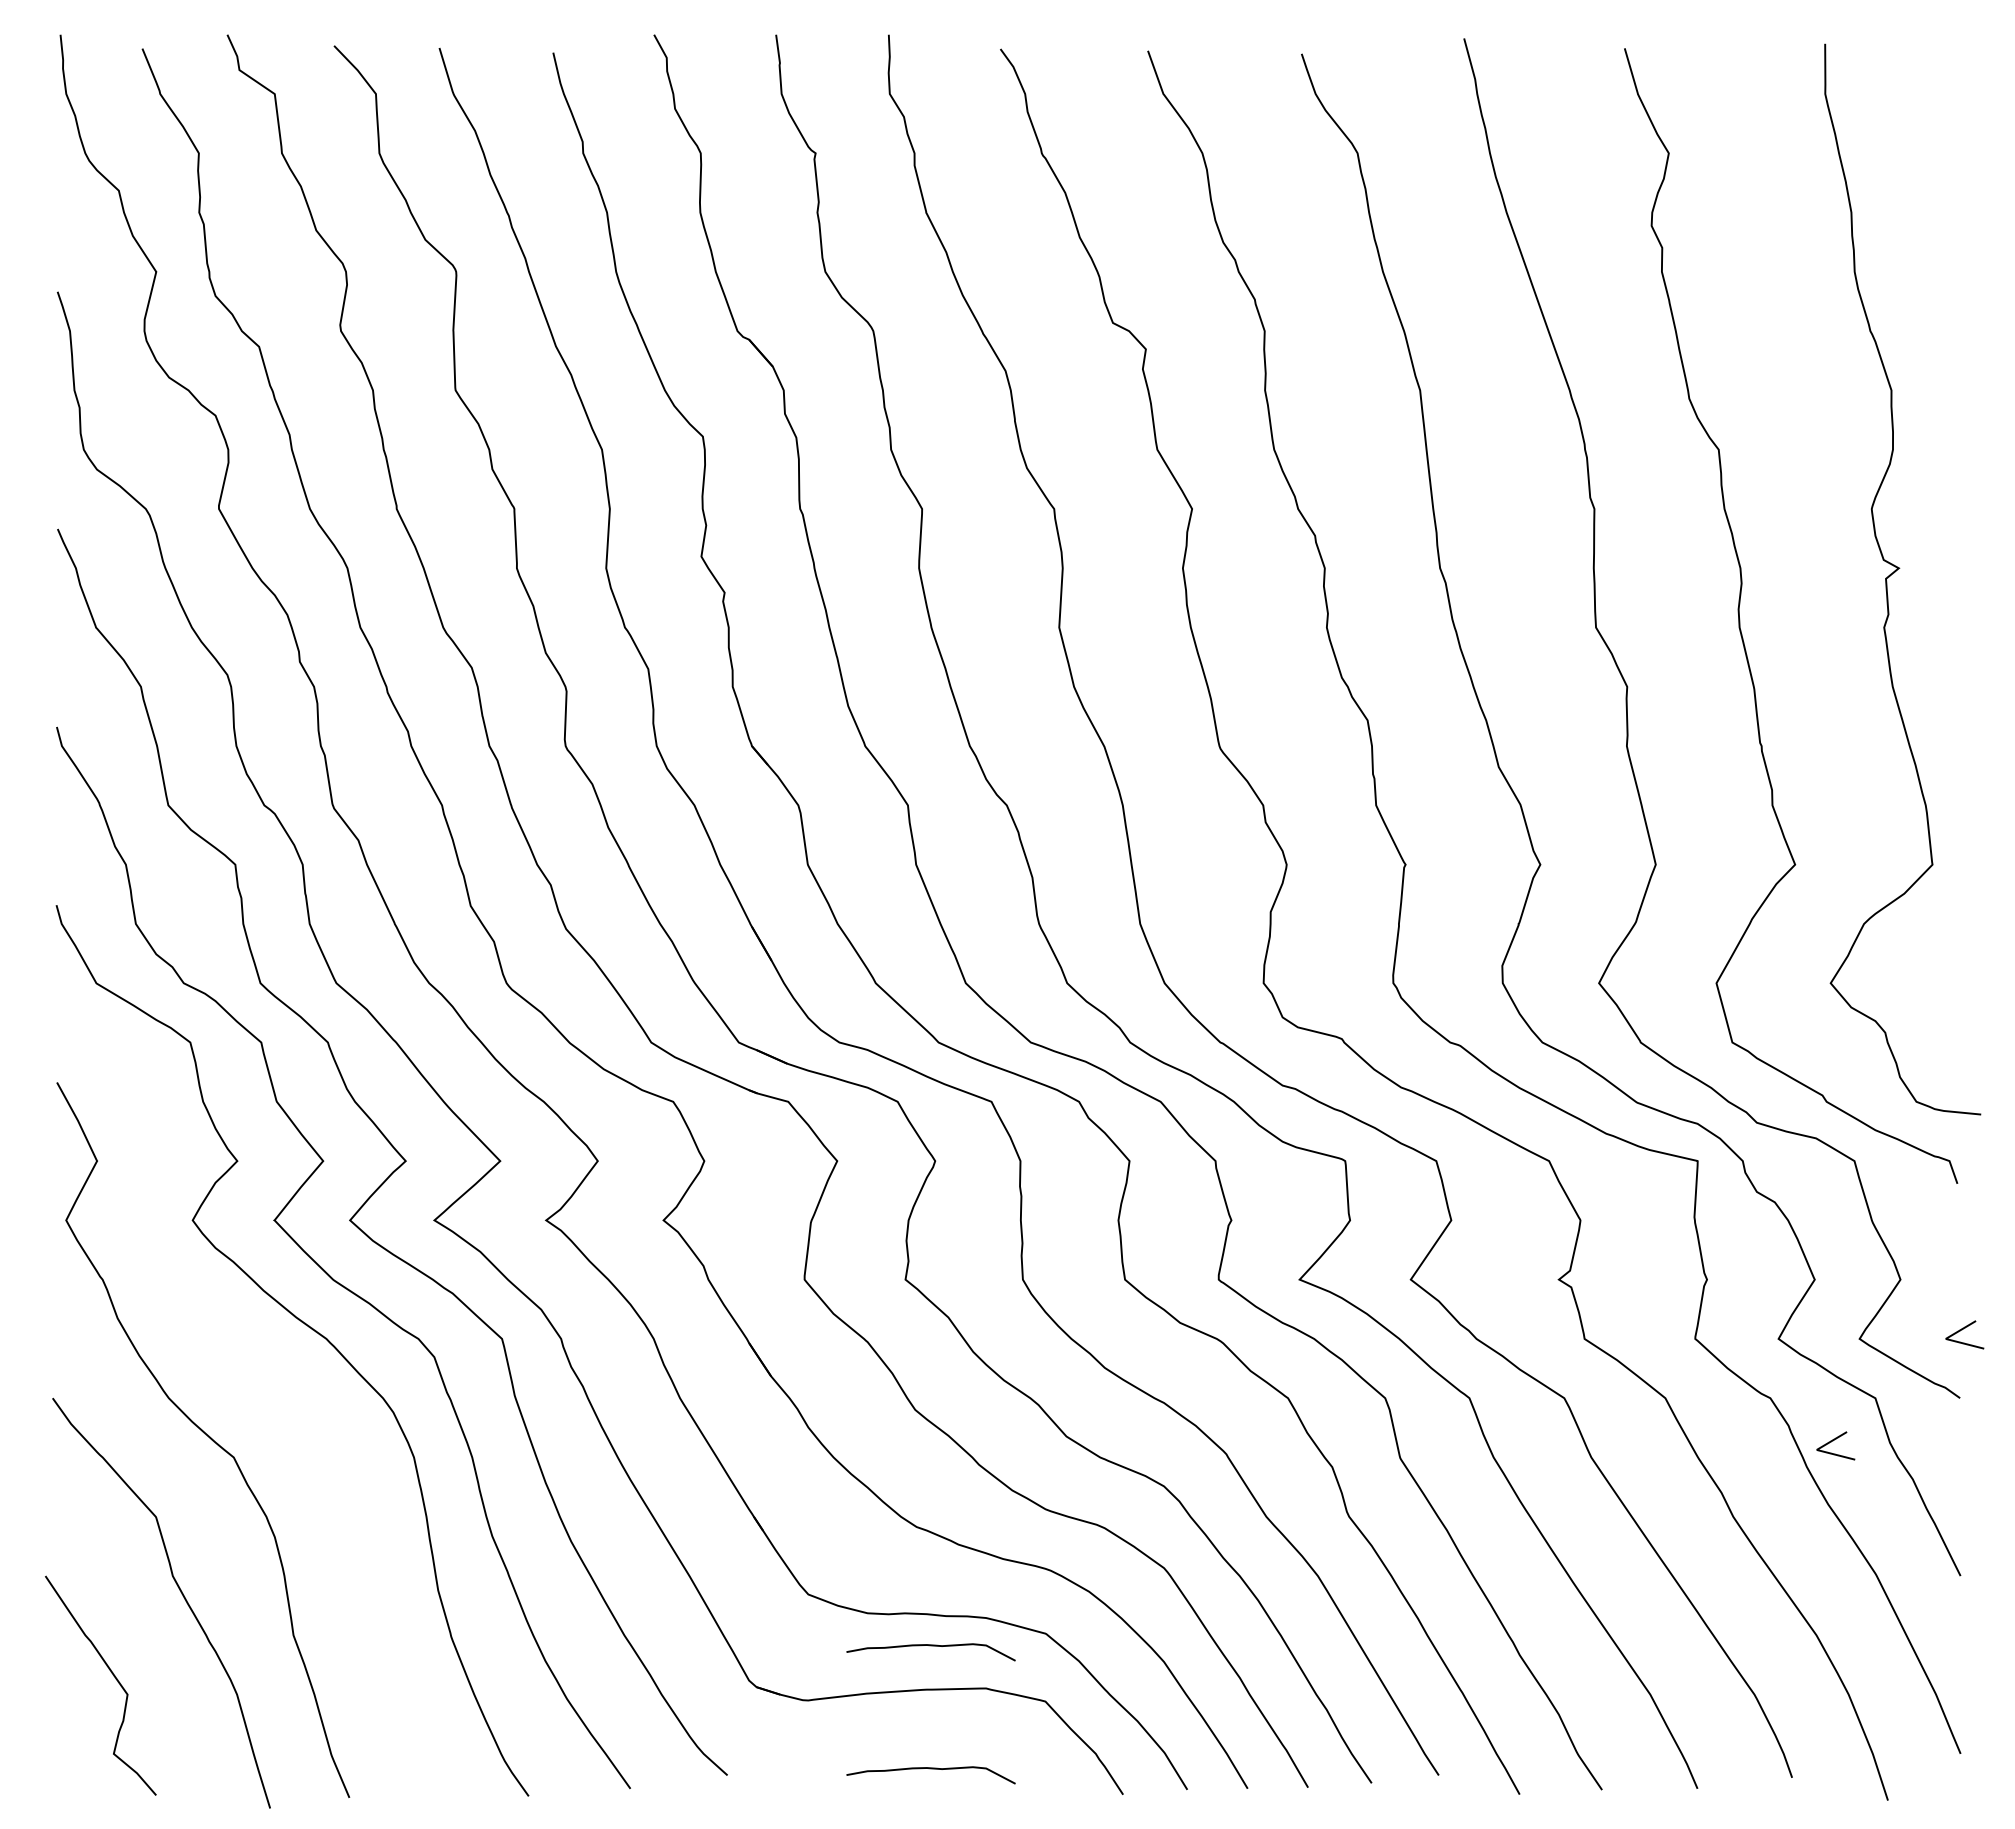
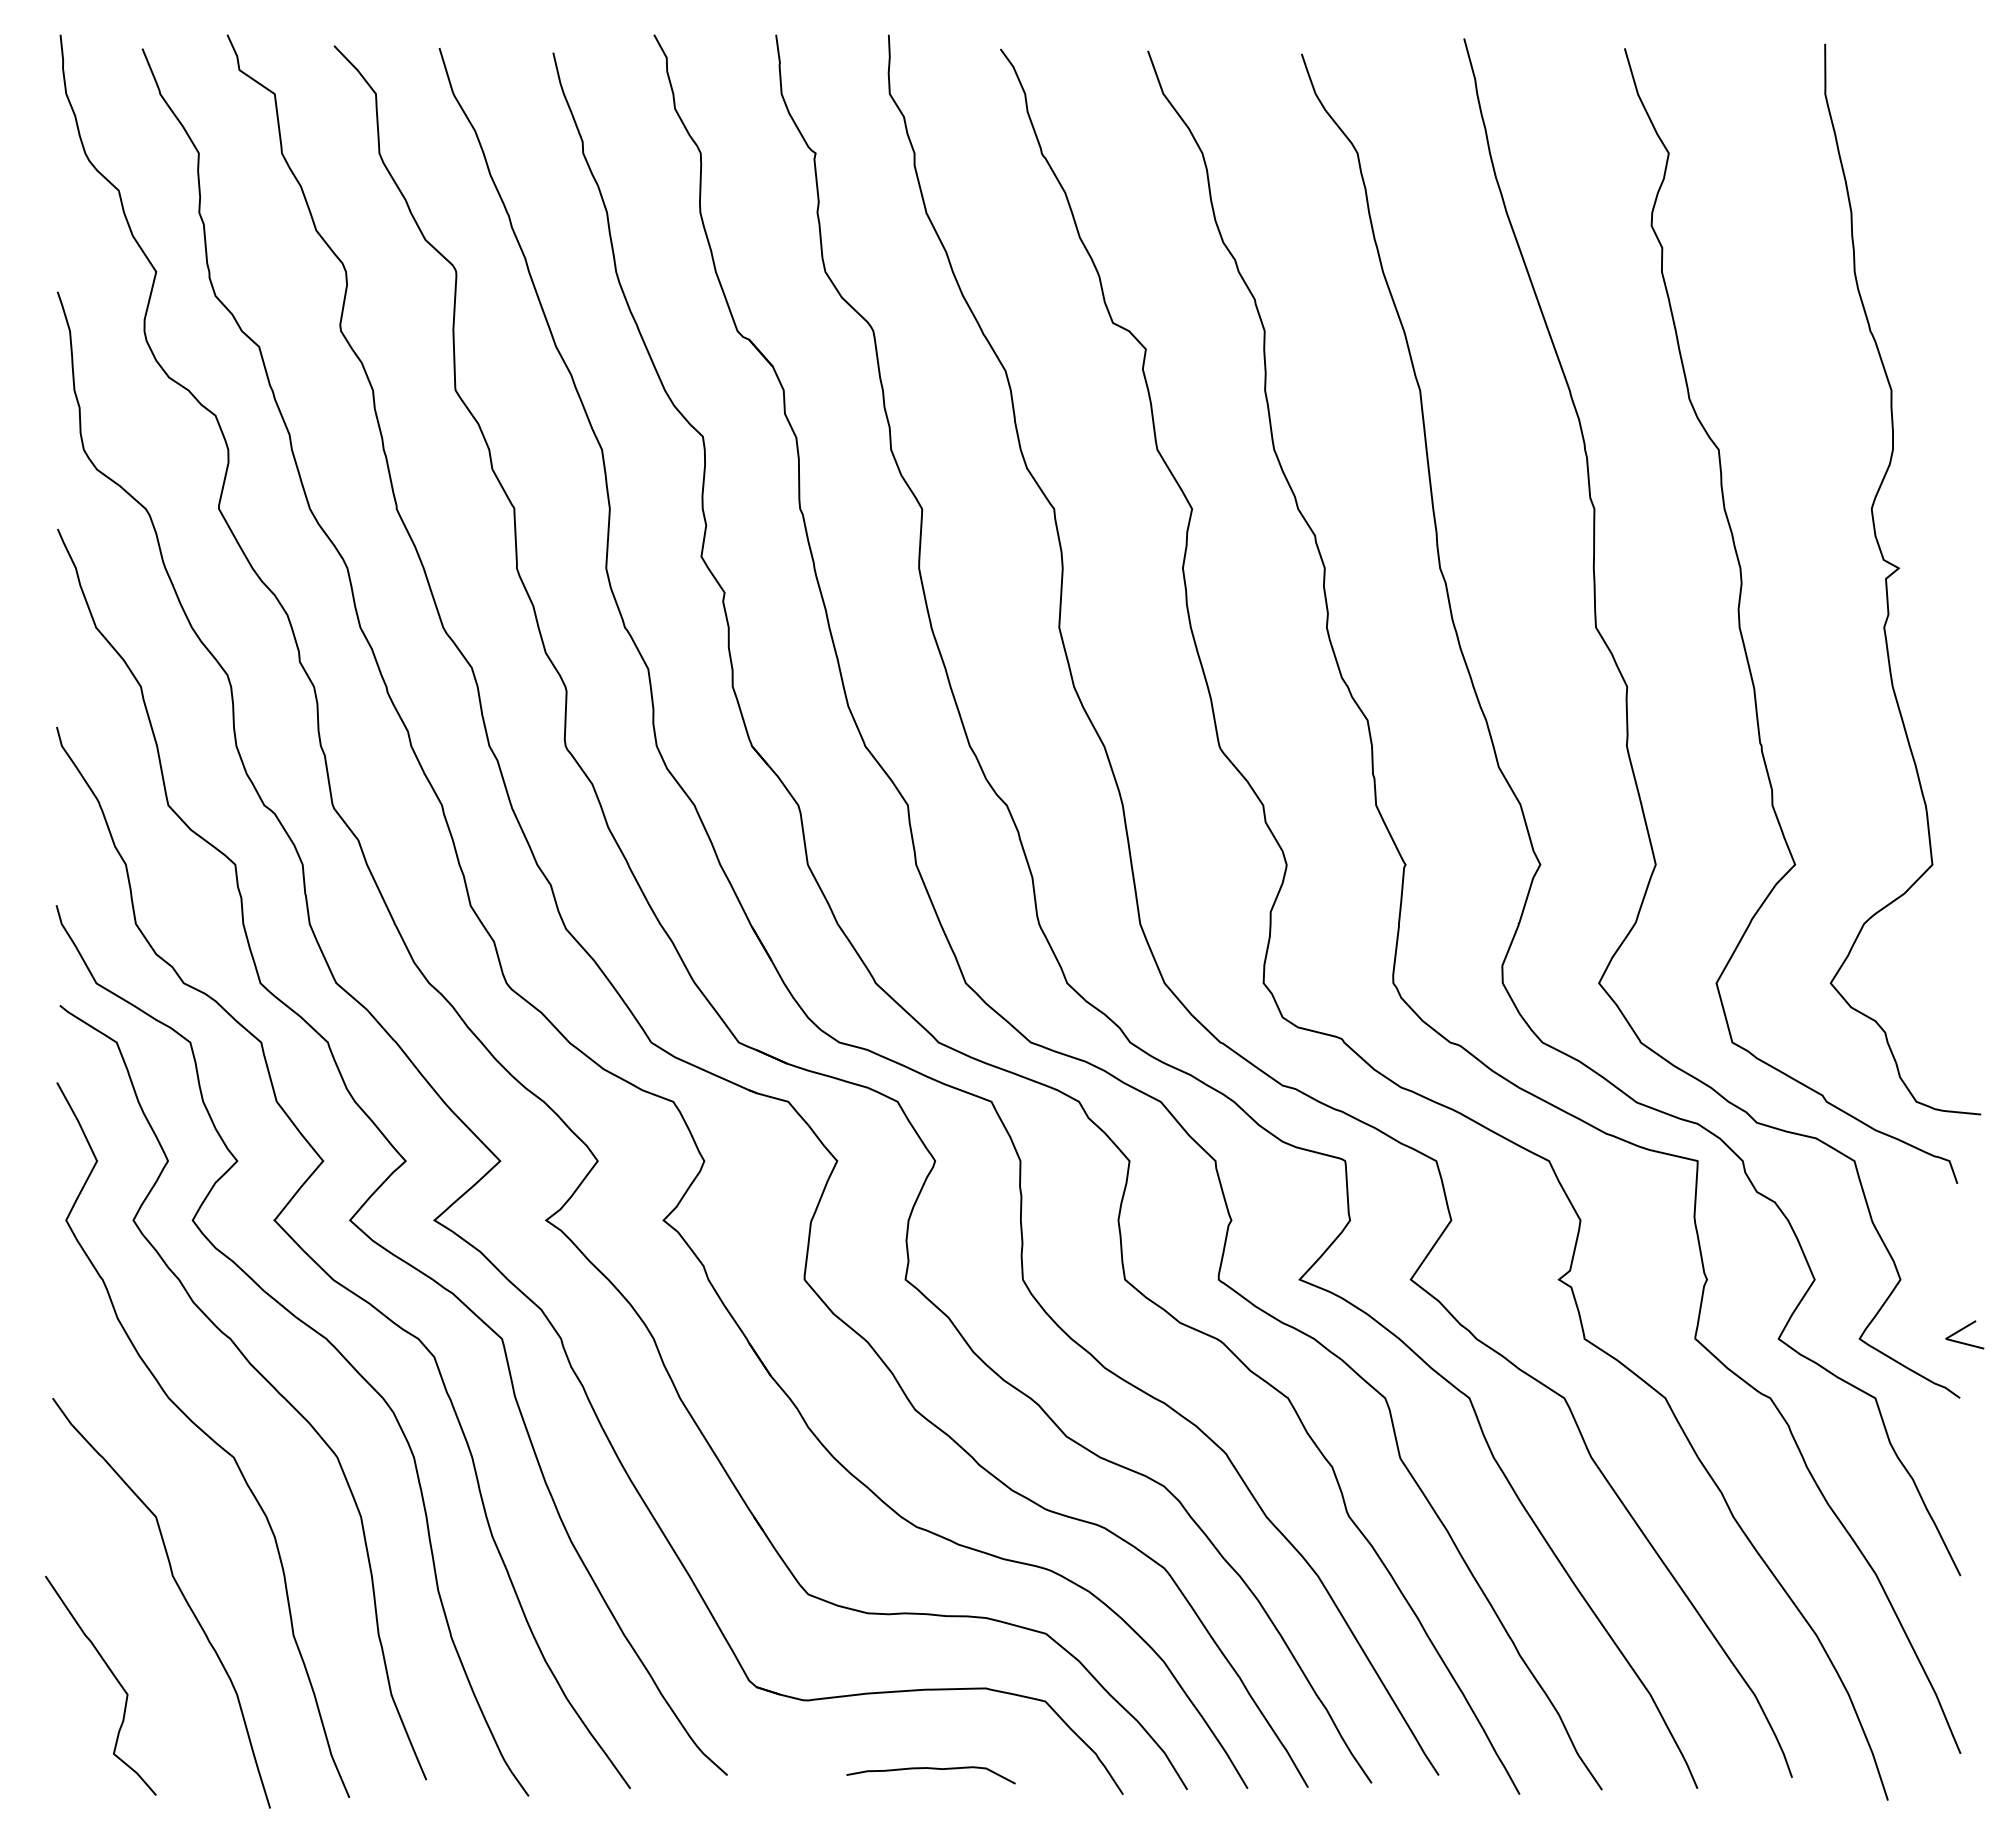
curve: none -> present (260, 1375)
line: present -> none (1833, 1441)
curve: present -> none (930, 1646)
